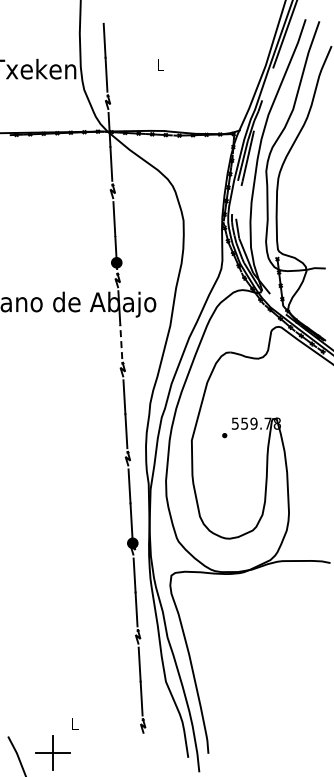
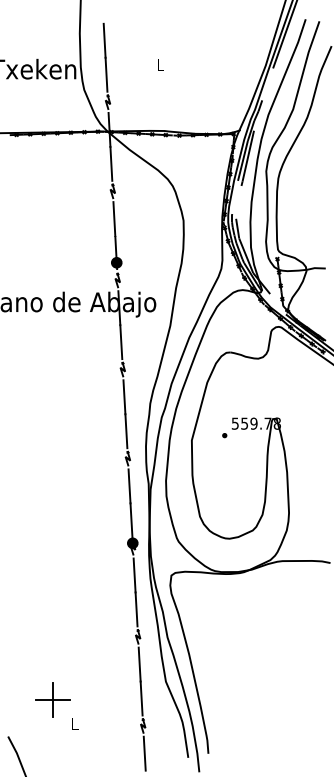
line: dashed -> solid (121, 342)
part position: (52, 752) -> (52, 699) (52, 699)
line: none -> present (144, 753)
